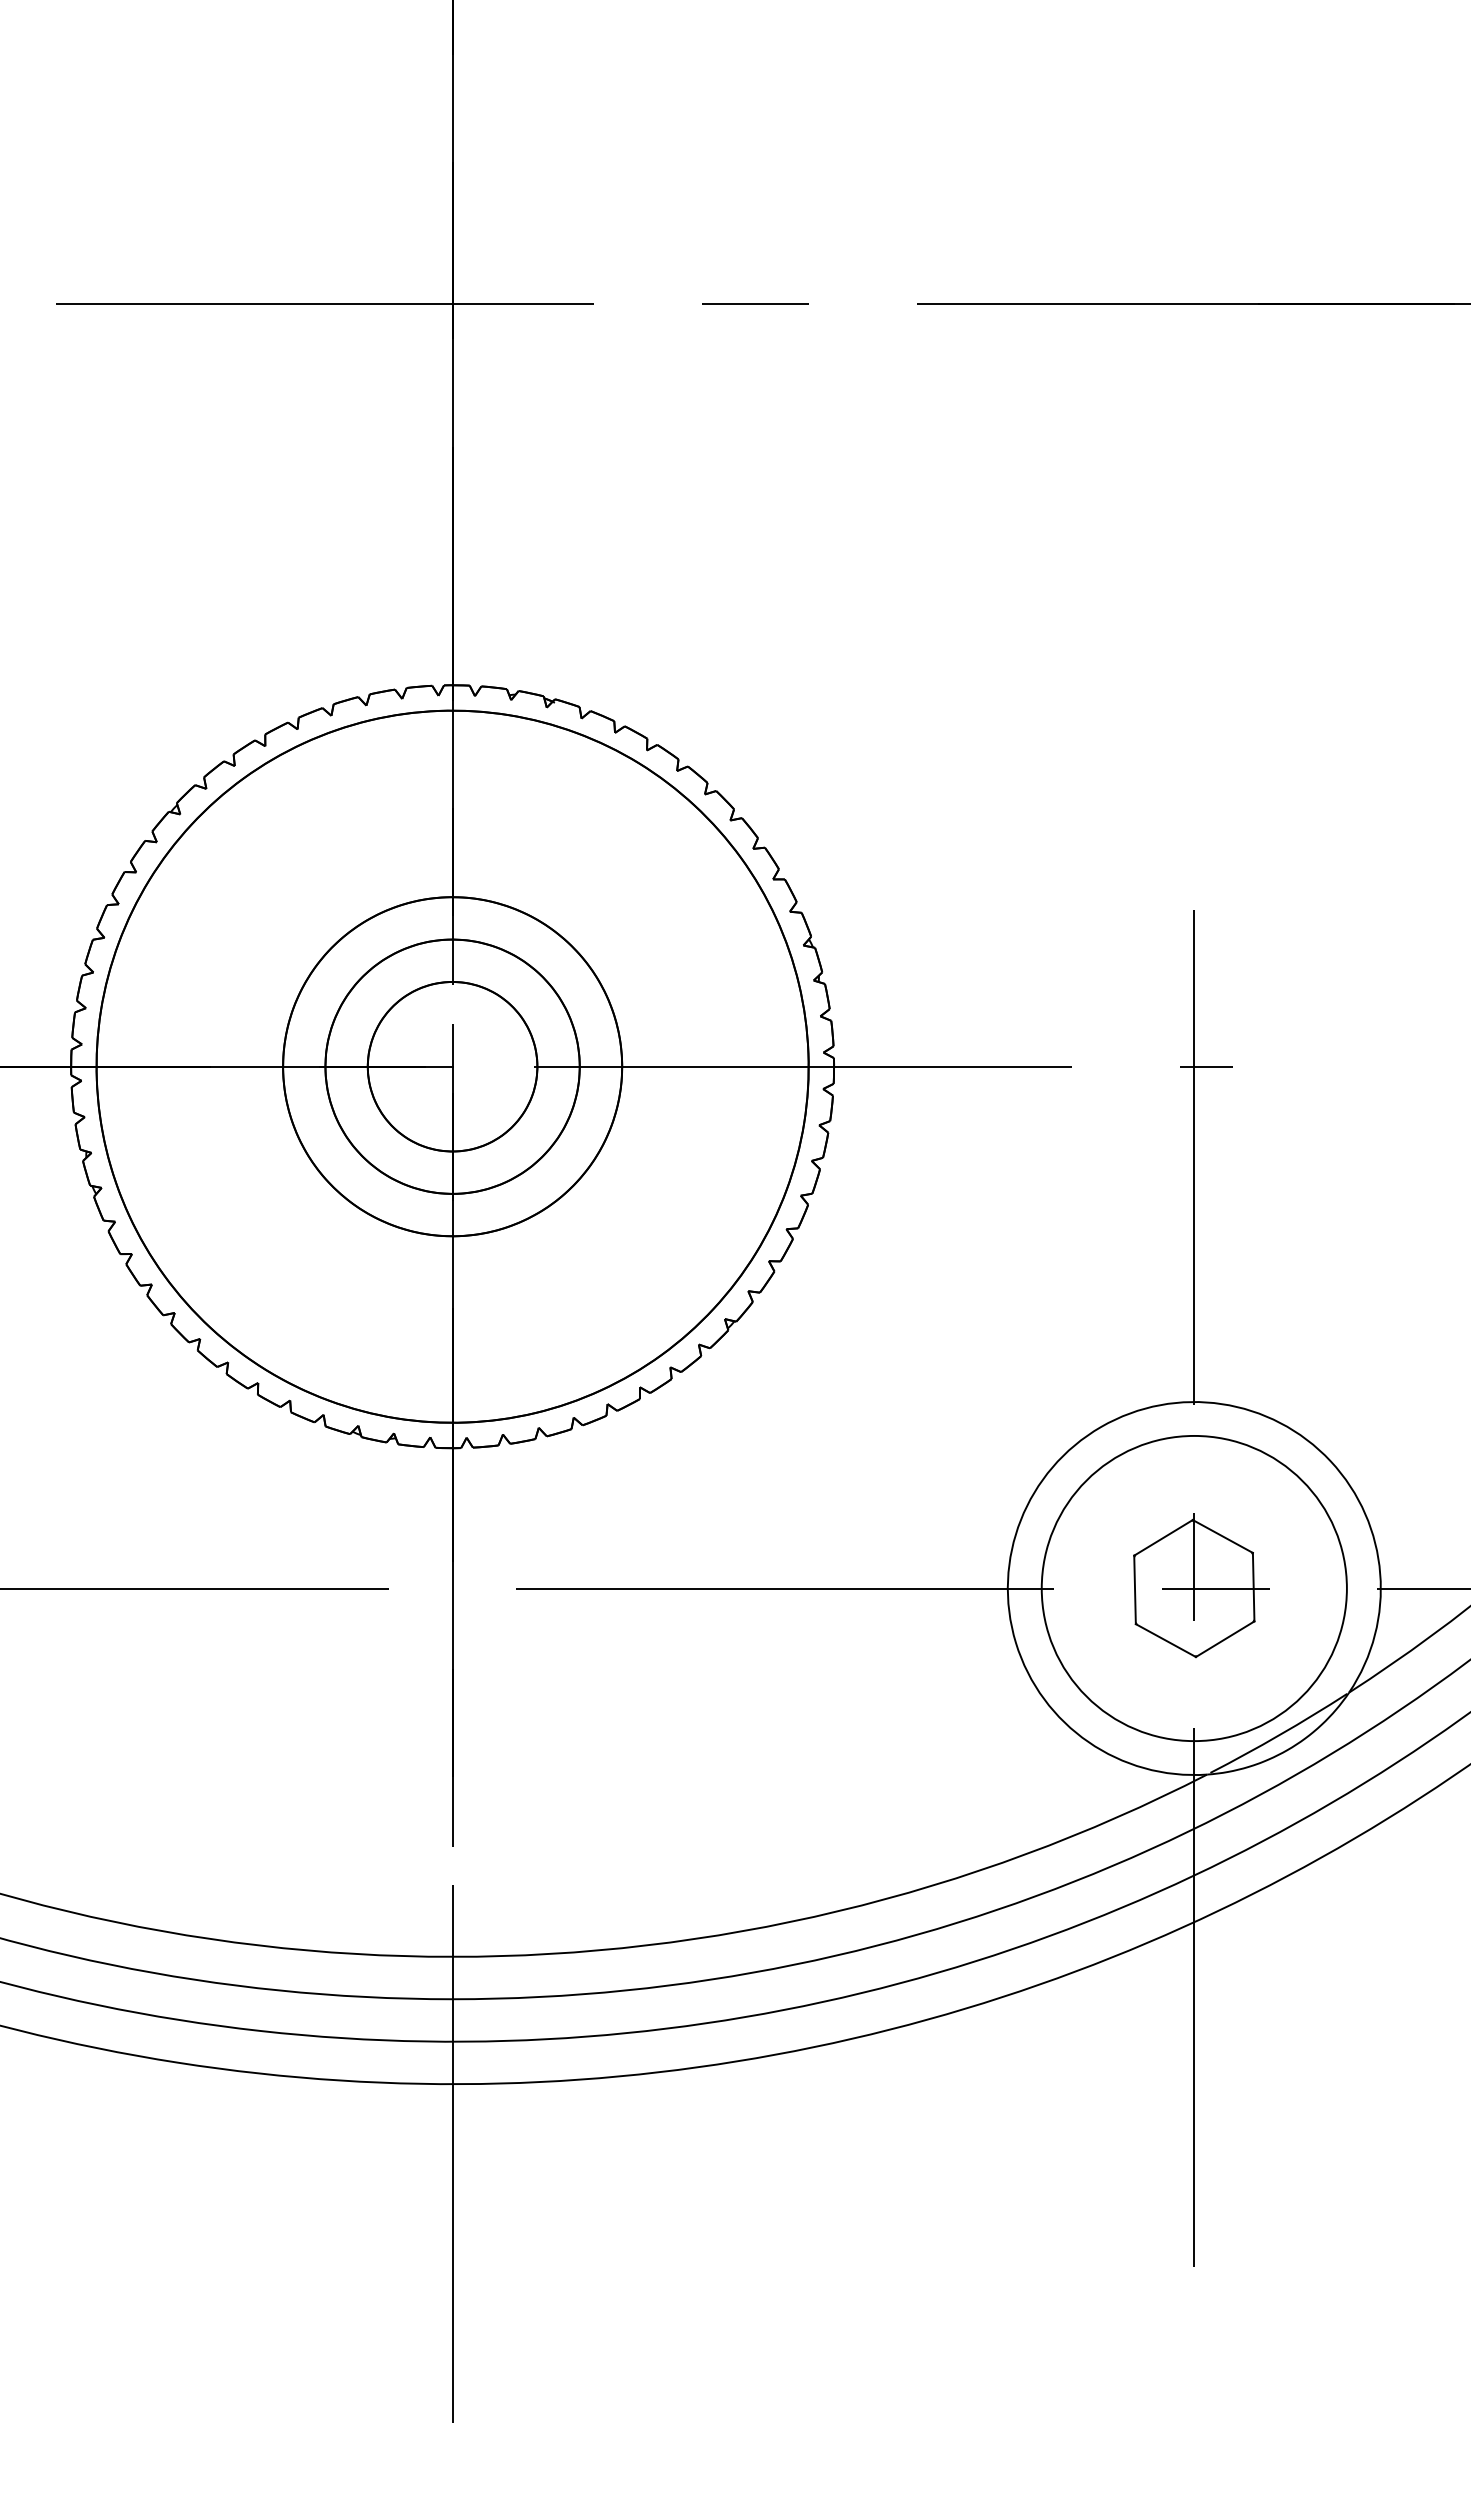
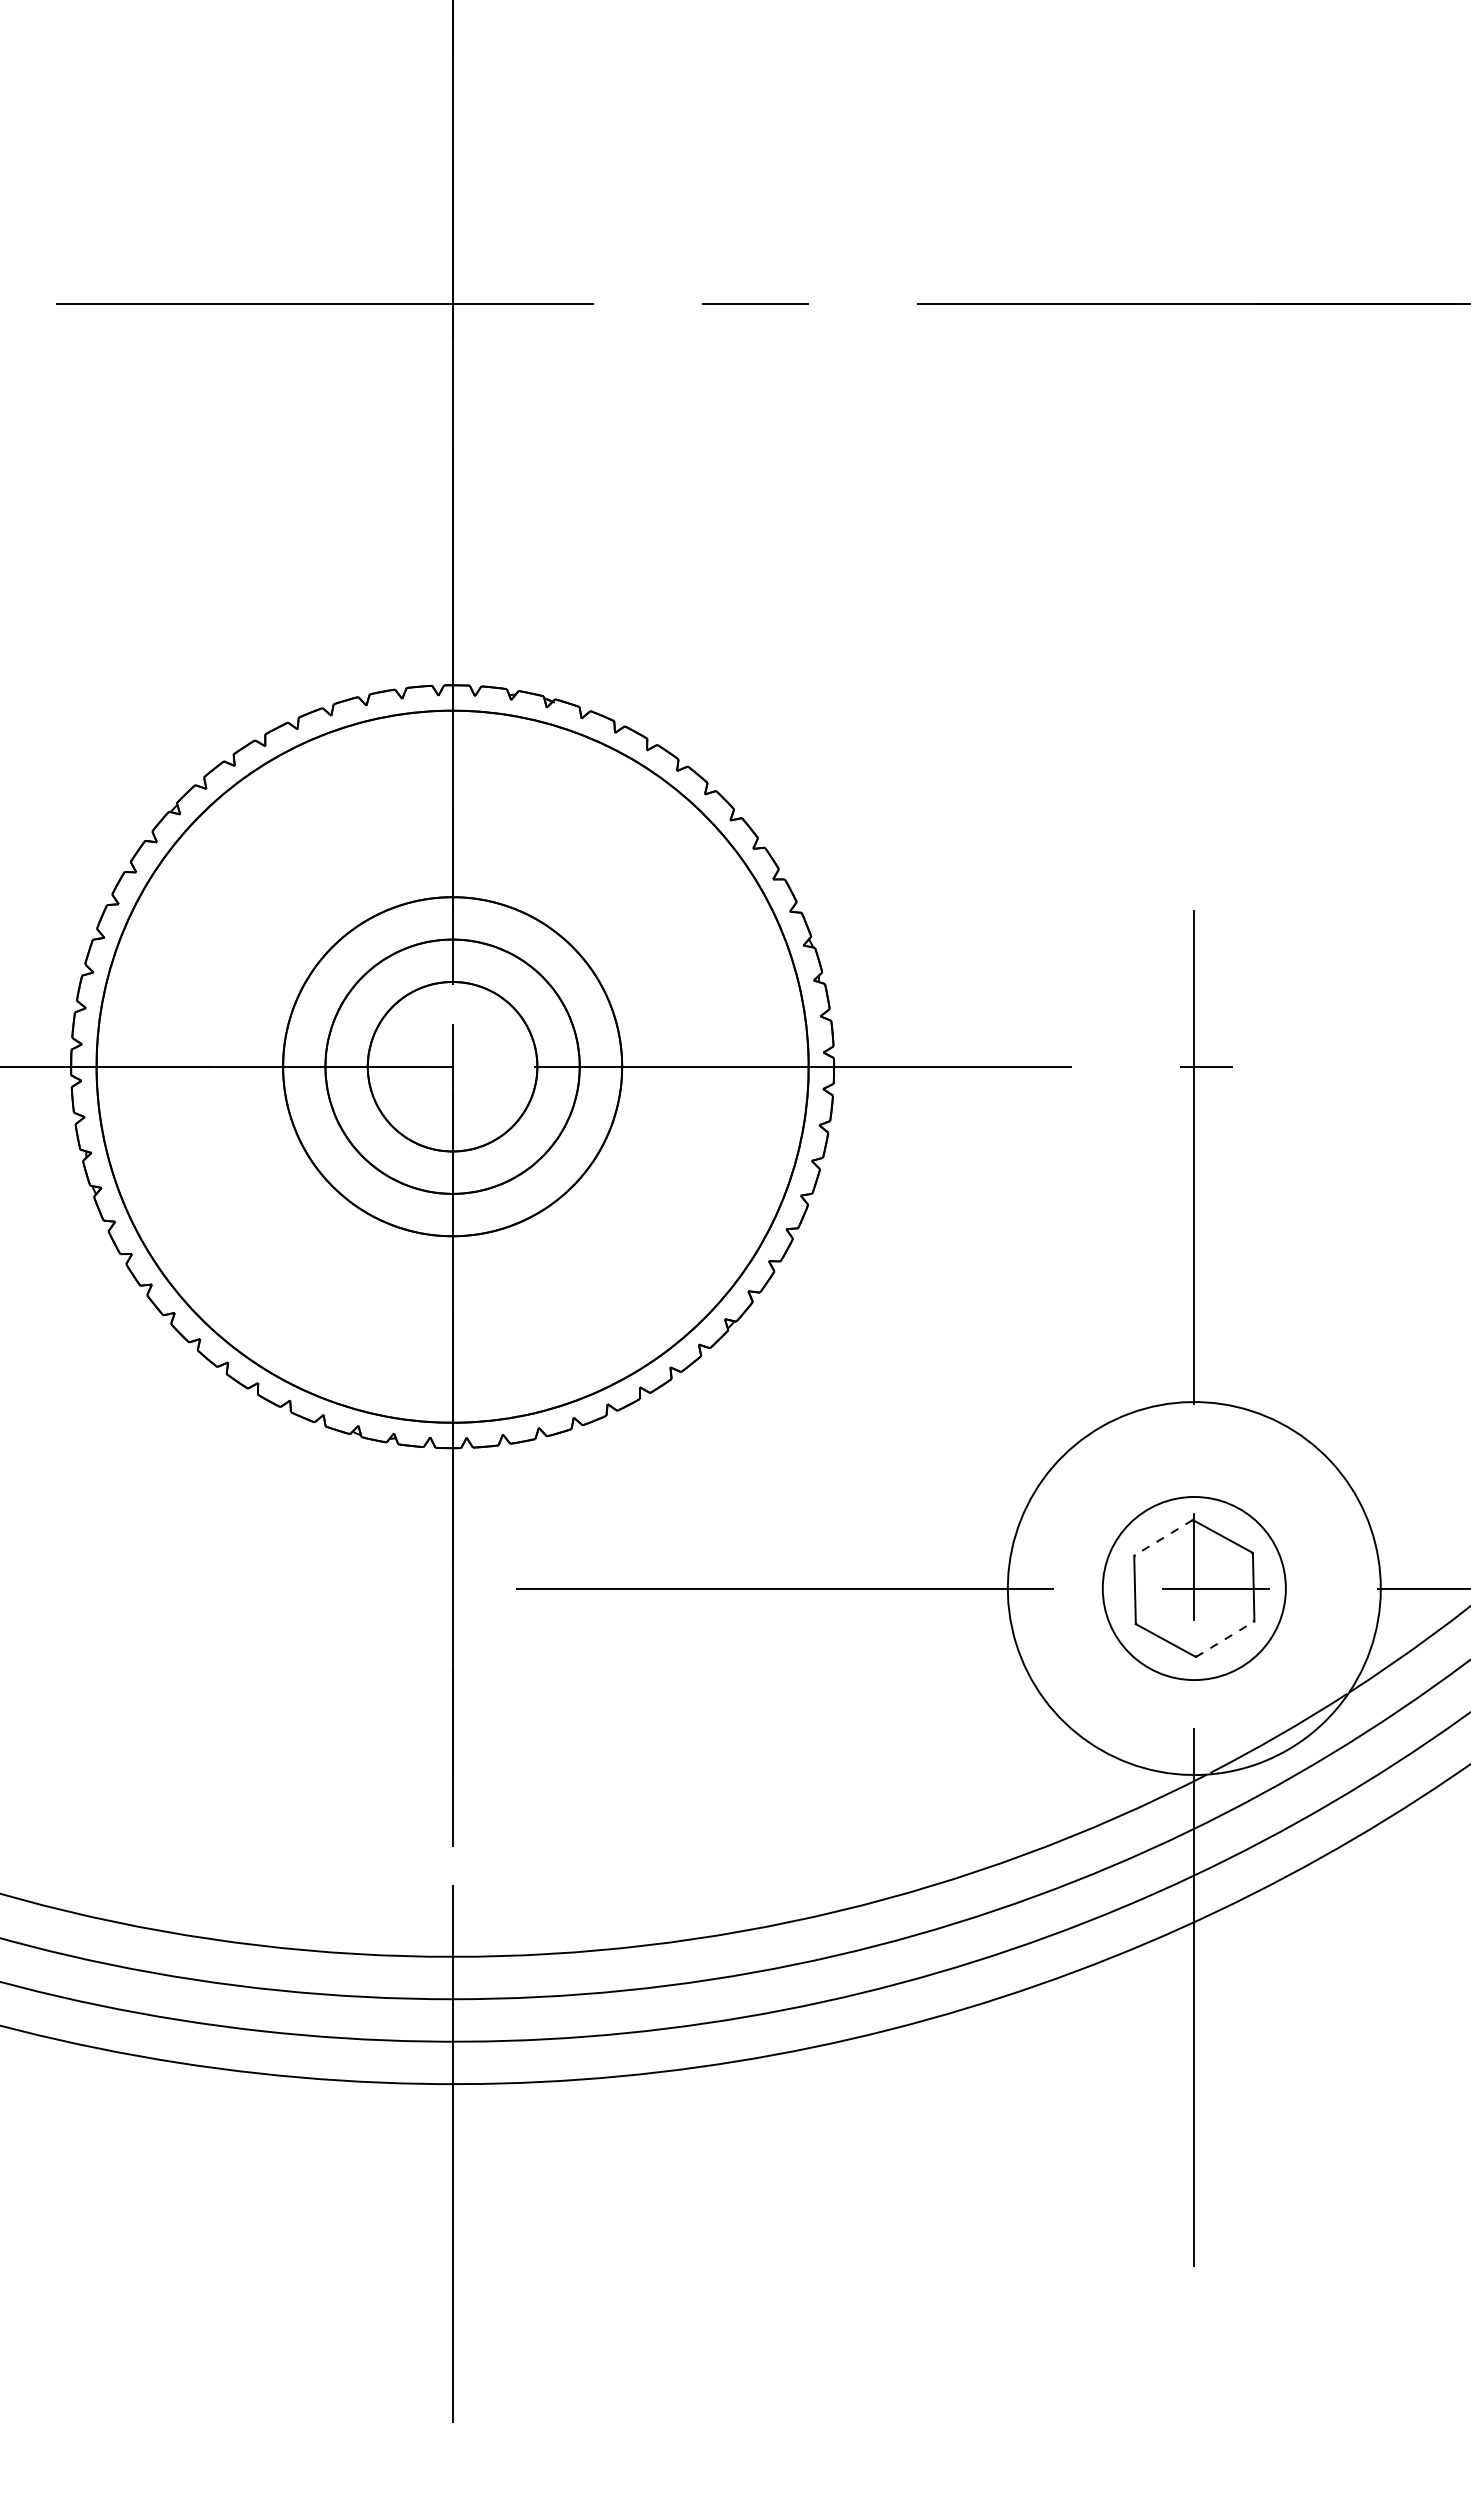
line: solid -> dashed (1163, 1538)
line: present -> none (195, 1588)
circle diameter: 305 px -> 183 px (1193, 1588)
line: solid -> dashed (1225, 1638)
